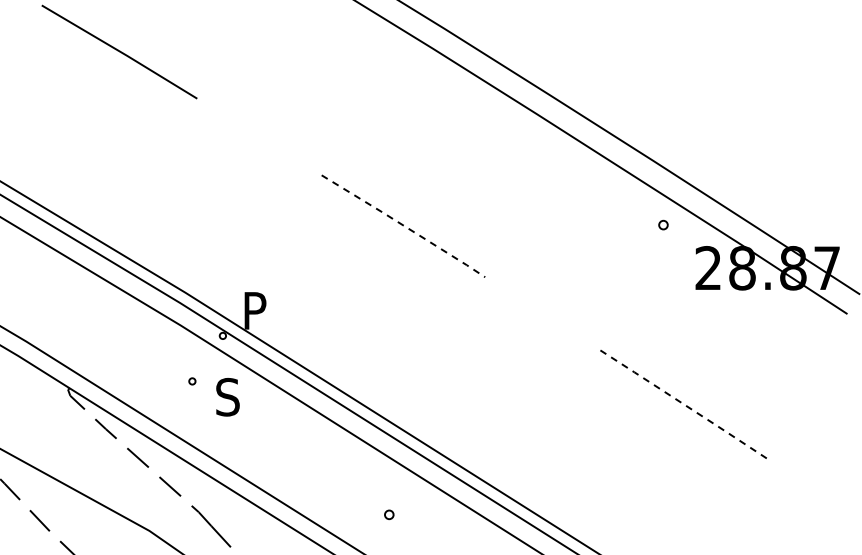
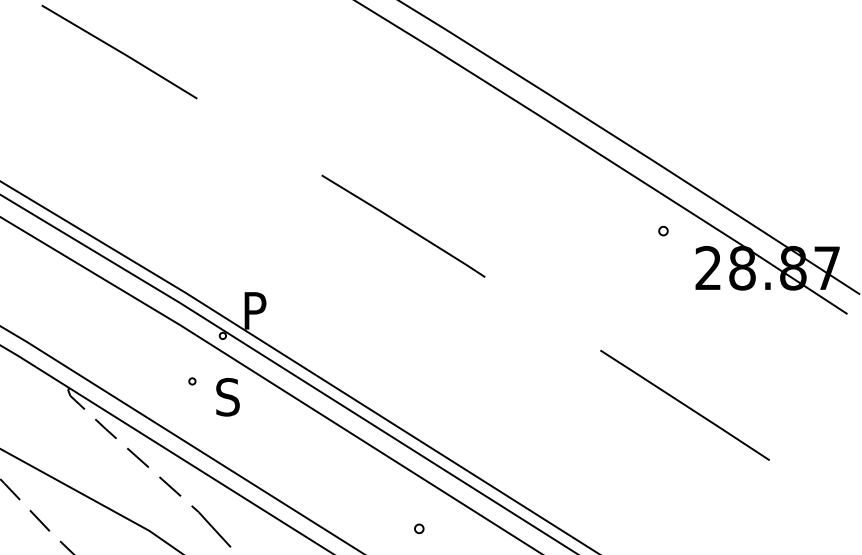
part position: (663, 224) -> (663, 230) (663, 230)
line: dashed -> solid (404, 225)
line: dashed -> solid (685, 405)
part position: (389, 514) -> (419, 528) (419, 528)
